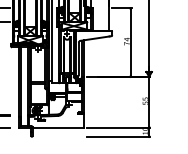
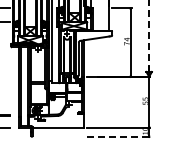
line: solid -> dashed (149, 36)
line: solid -> dashed (118, 136)
